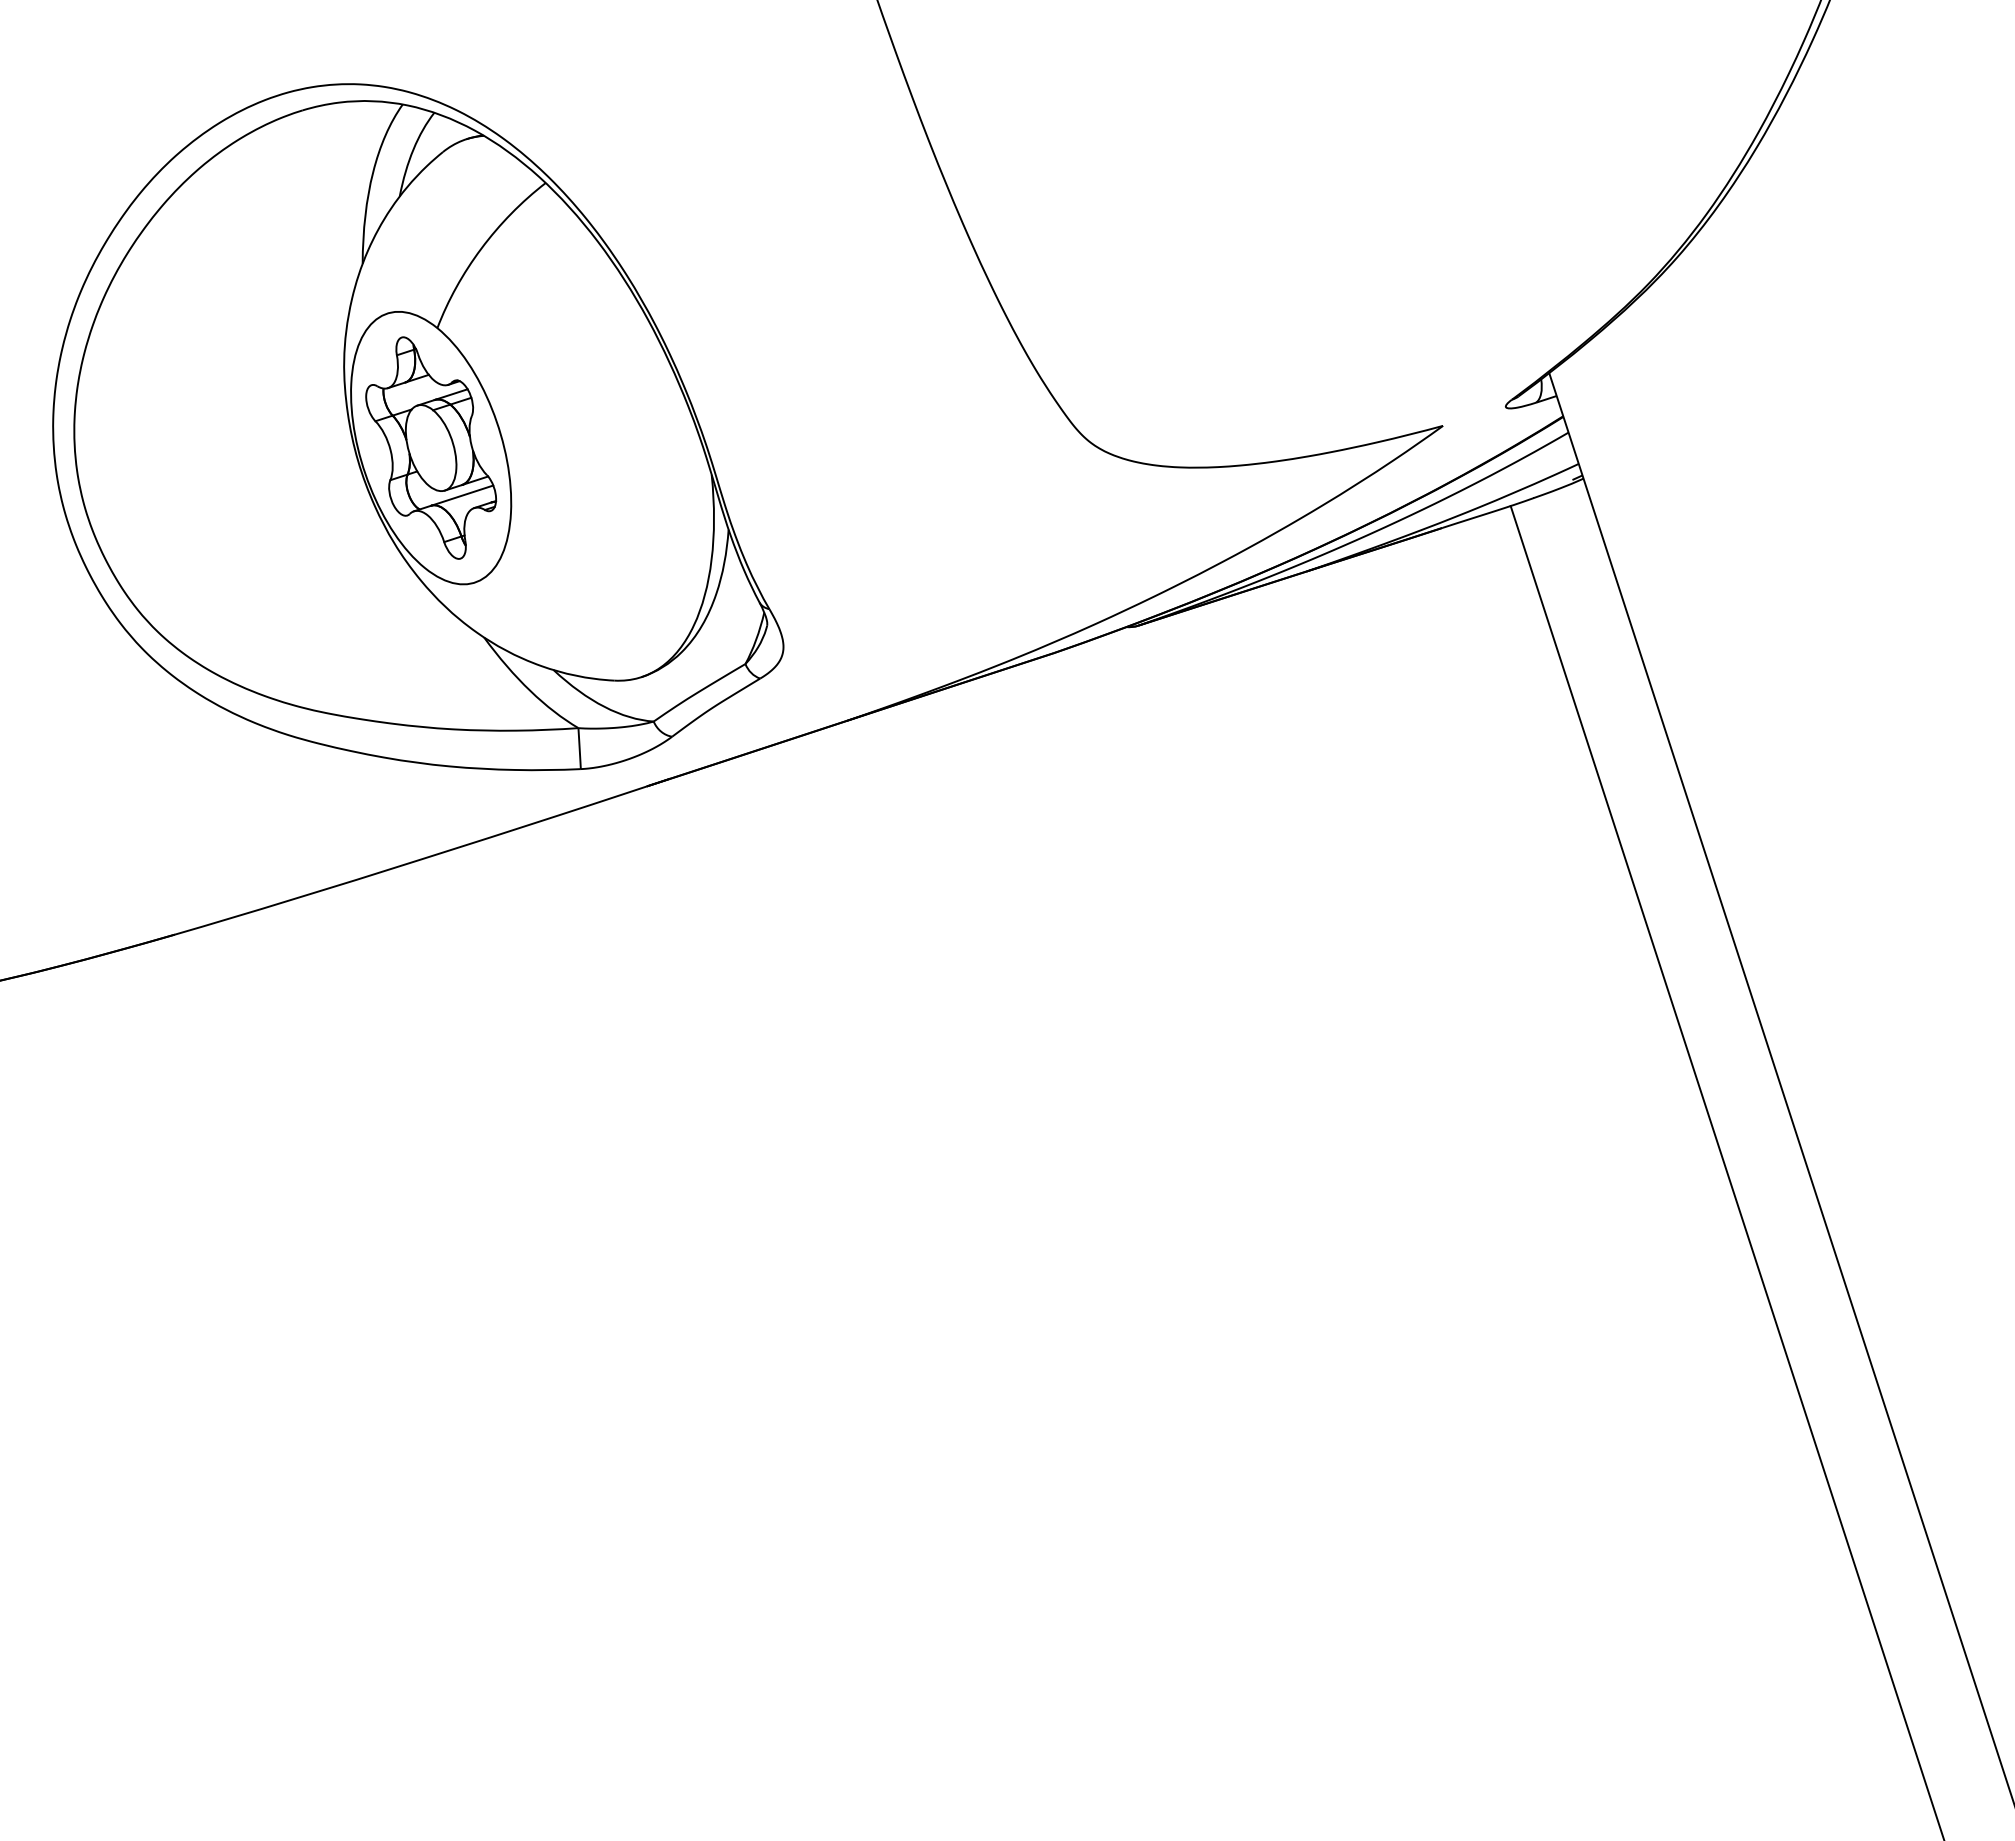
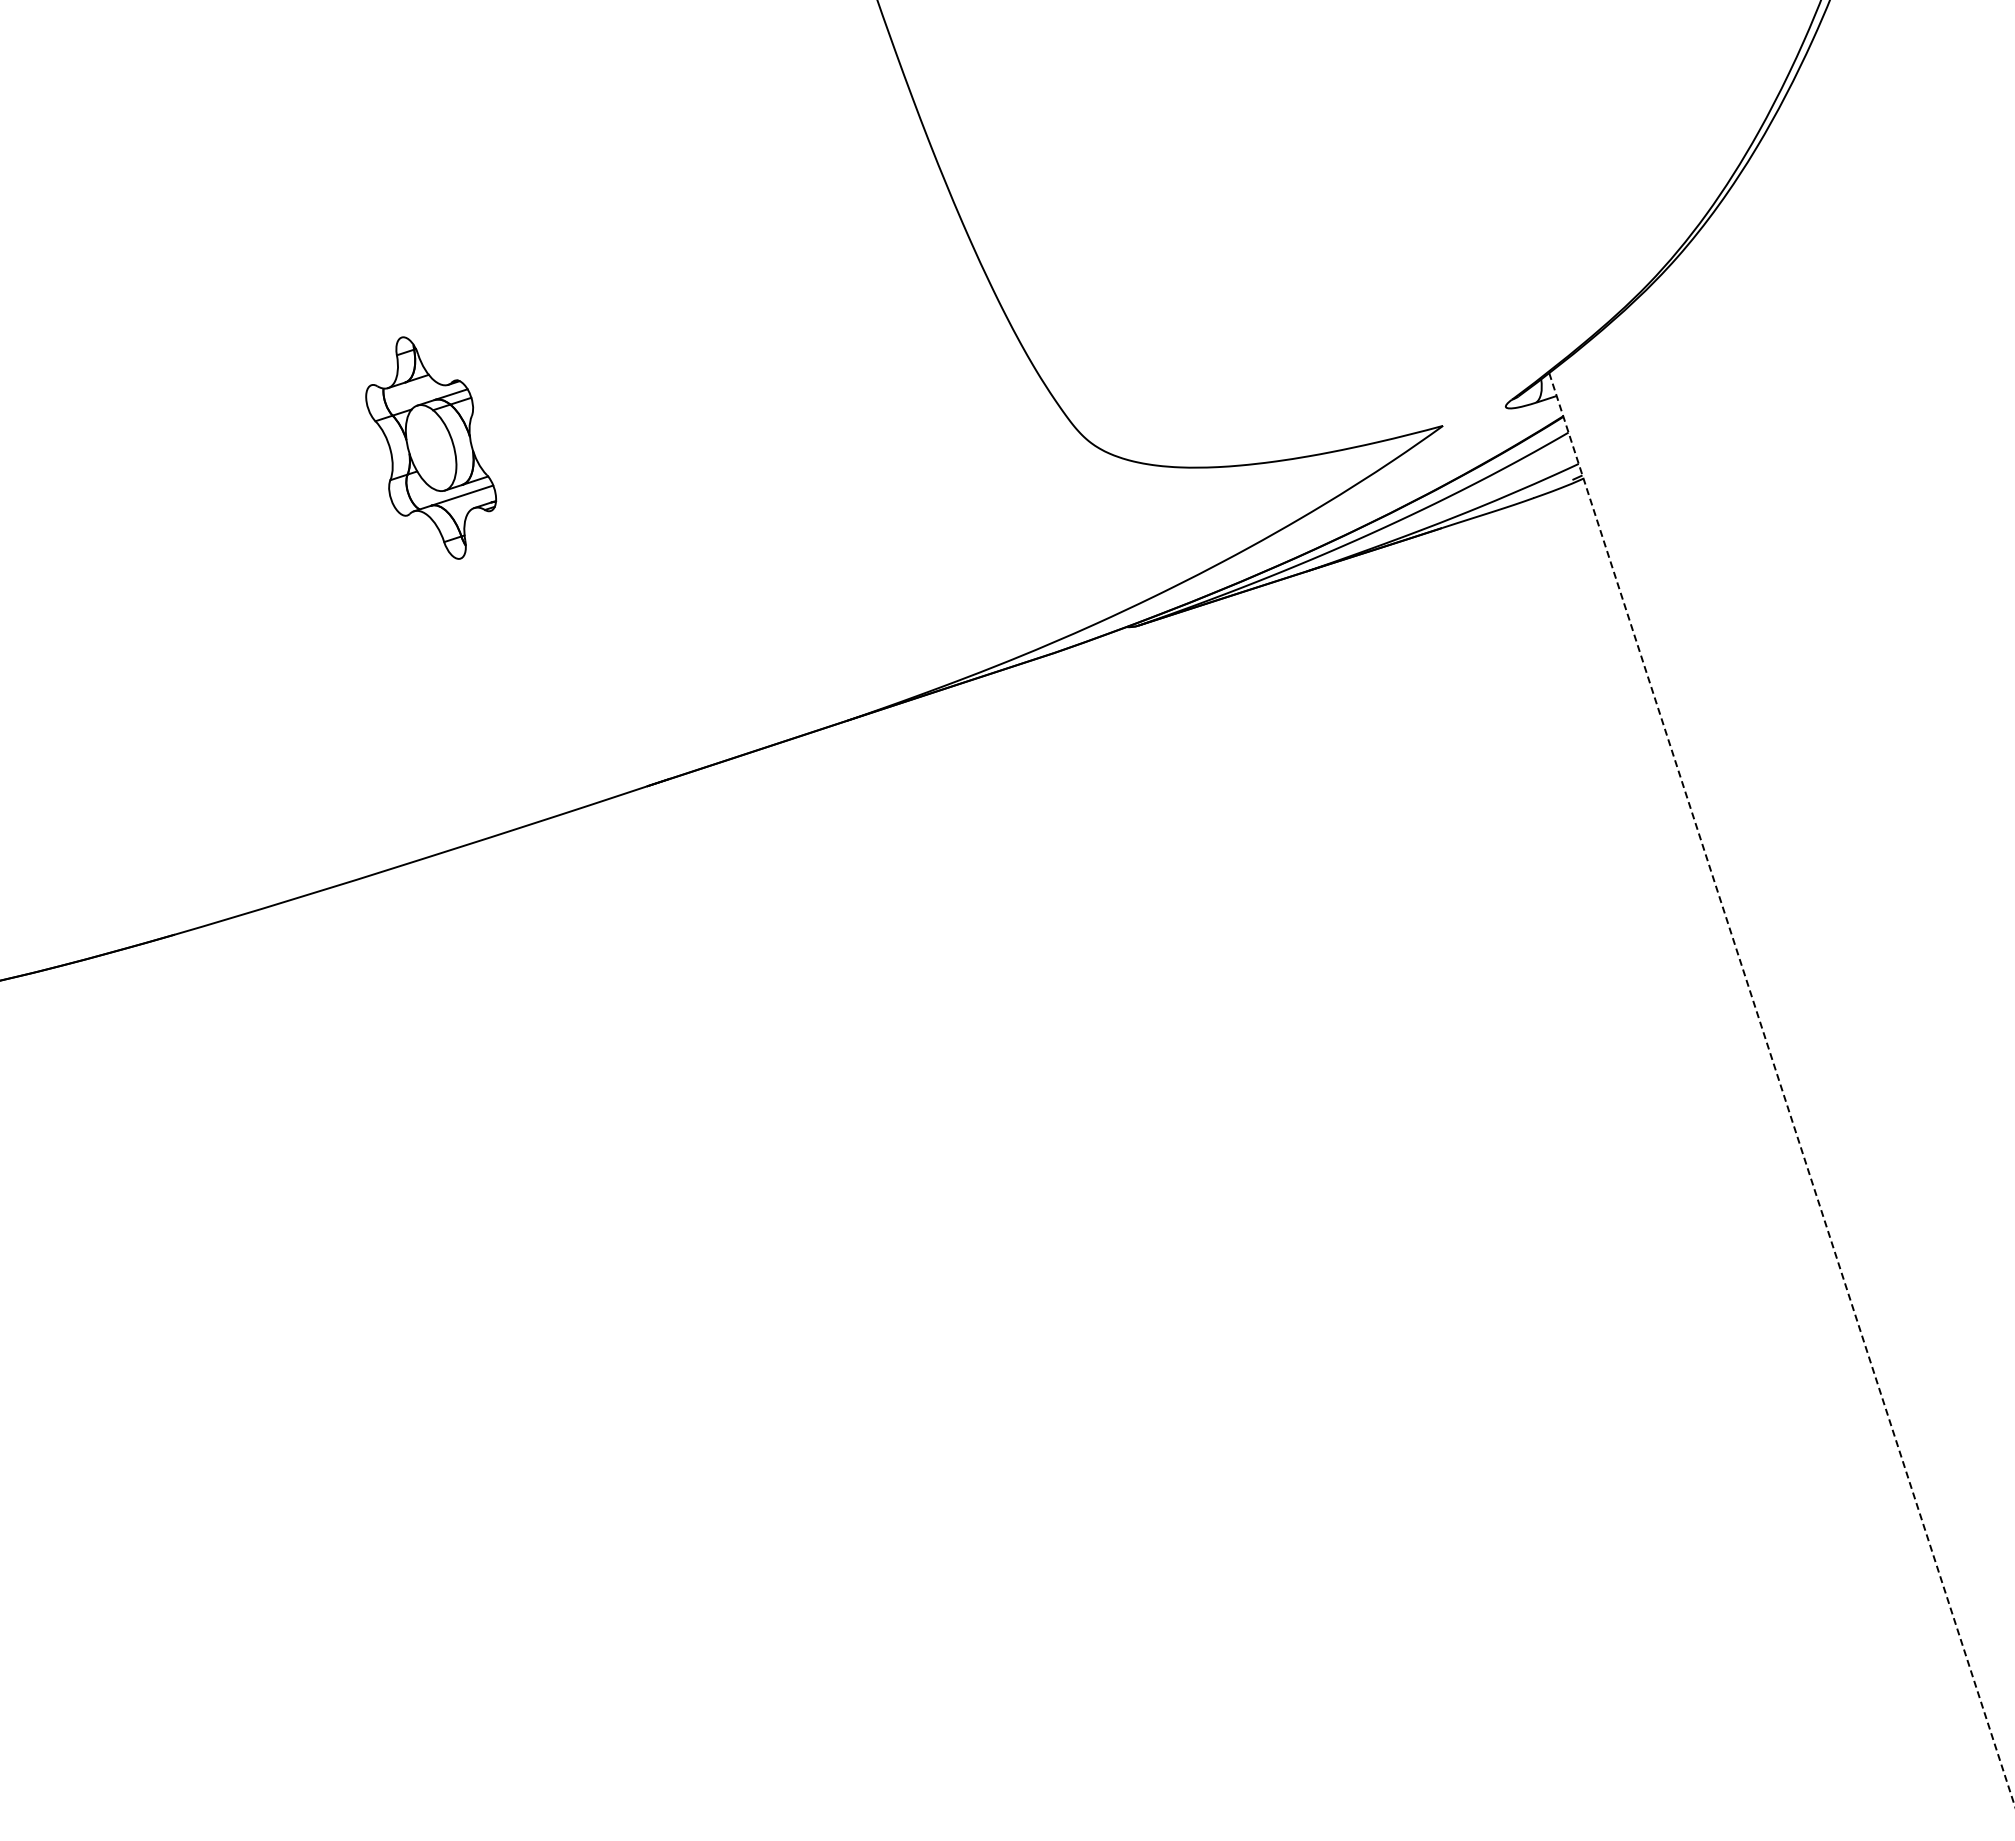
part: present -> none (418, 427)
line: solid -> dashed (1782, 1090)
line: present -> none (1726, 1171)
